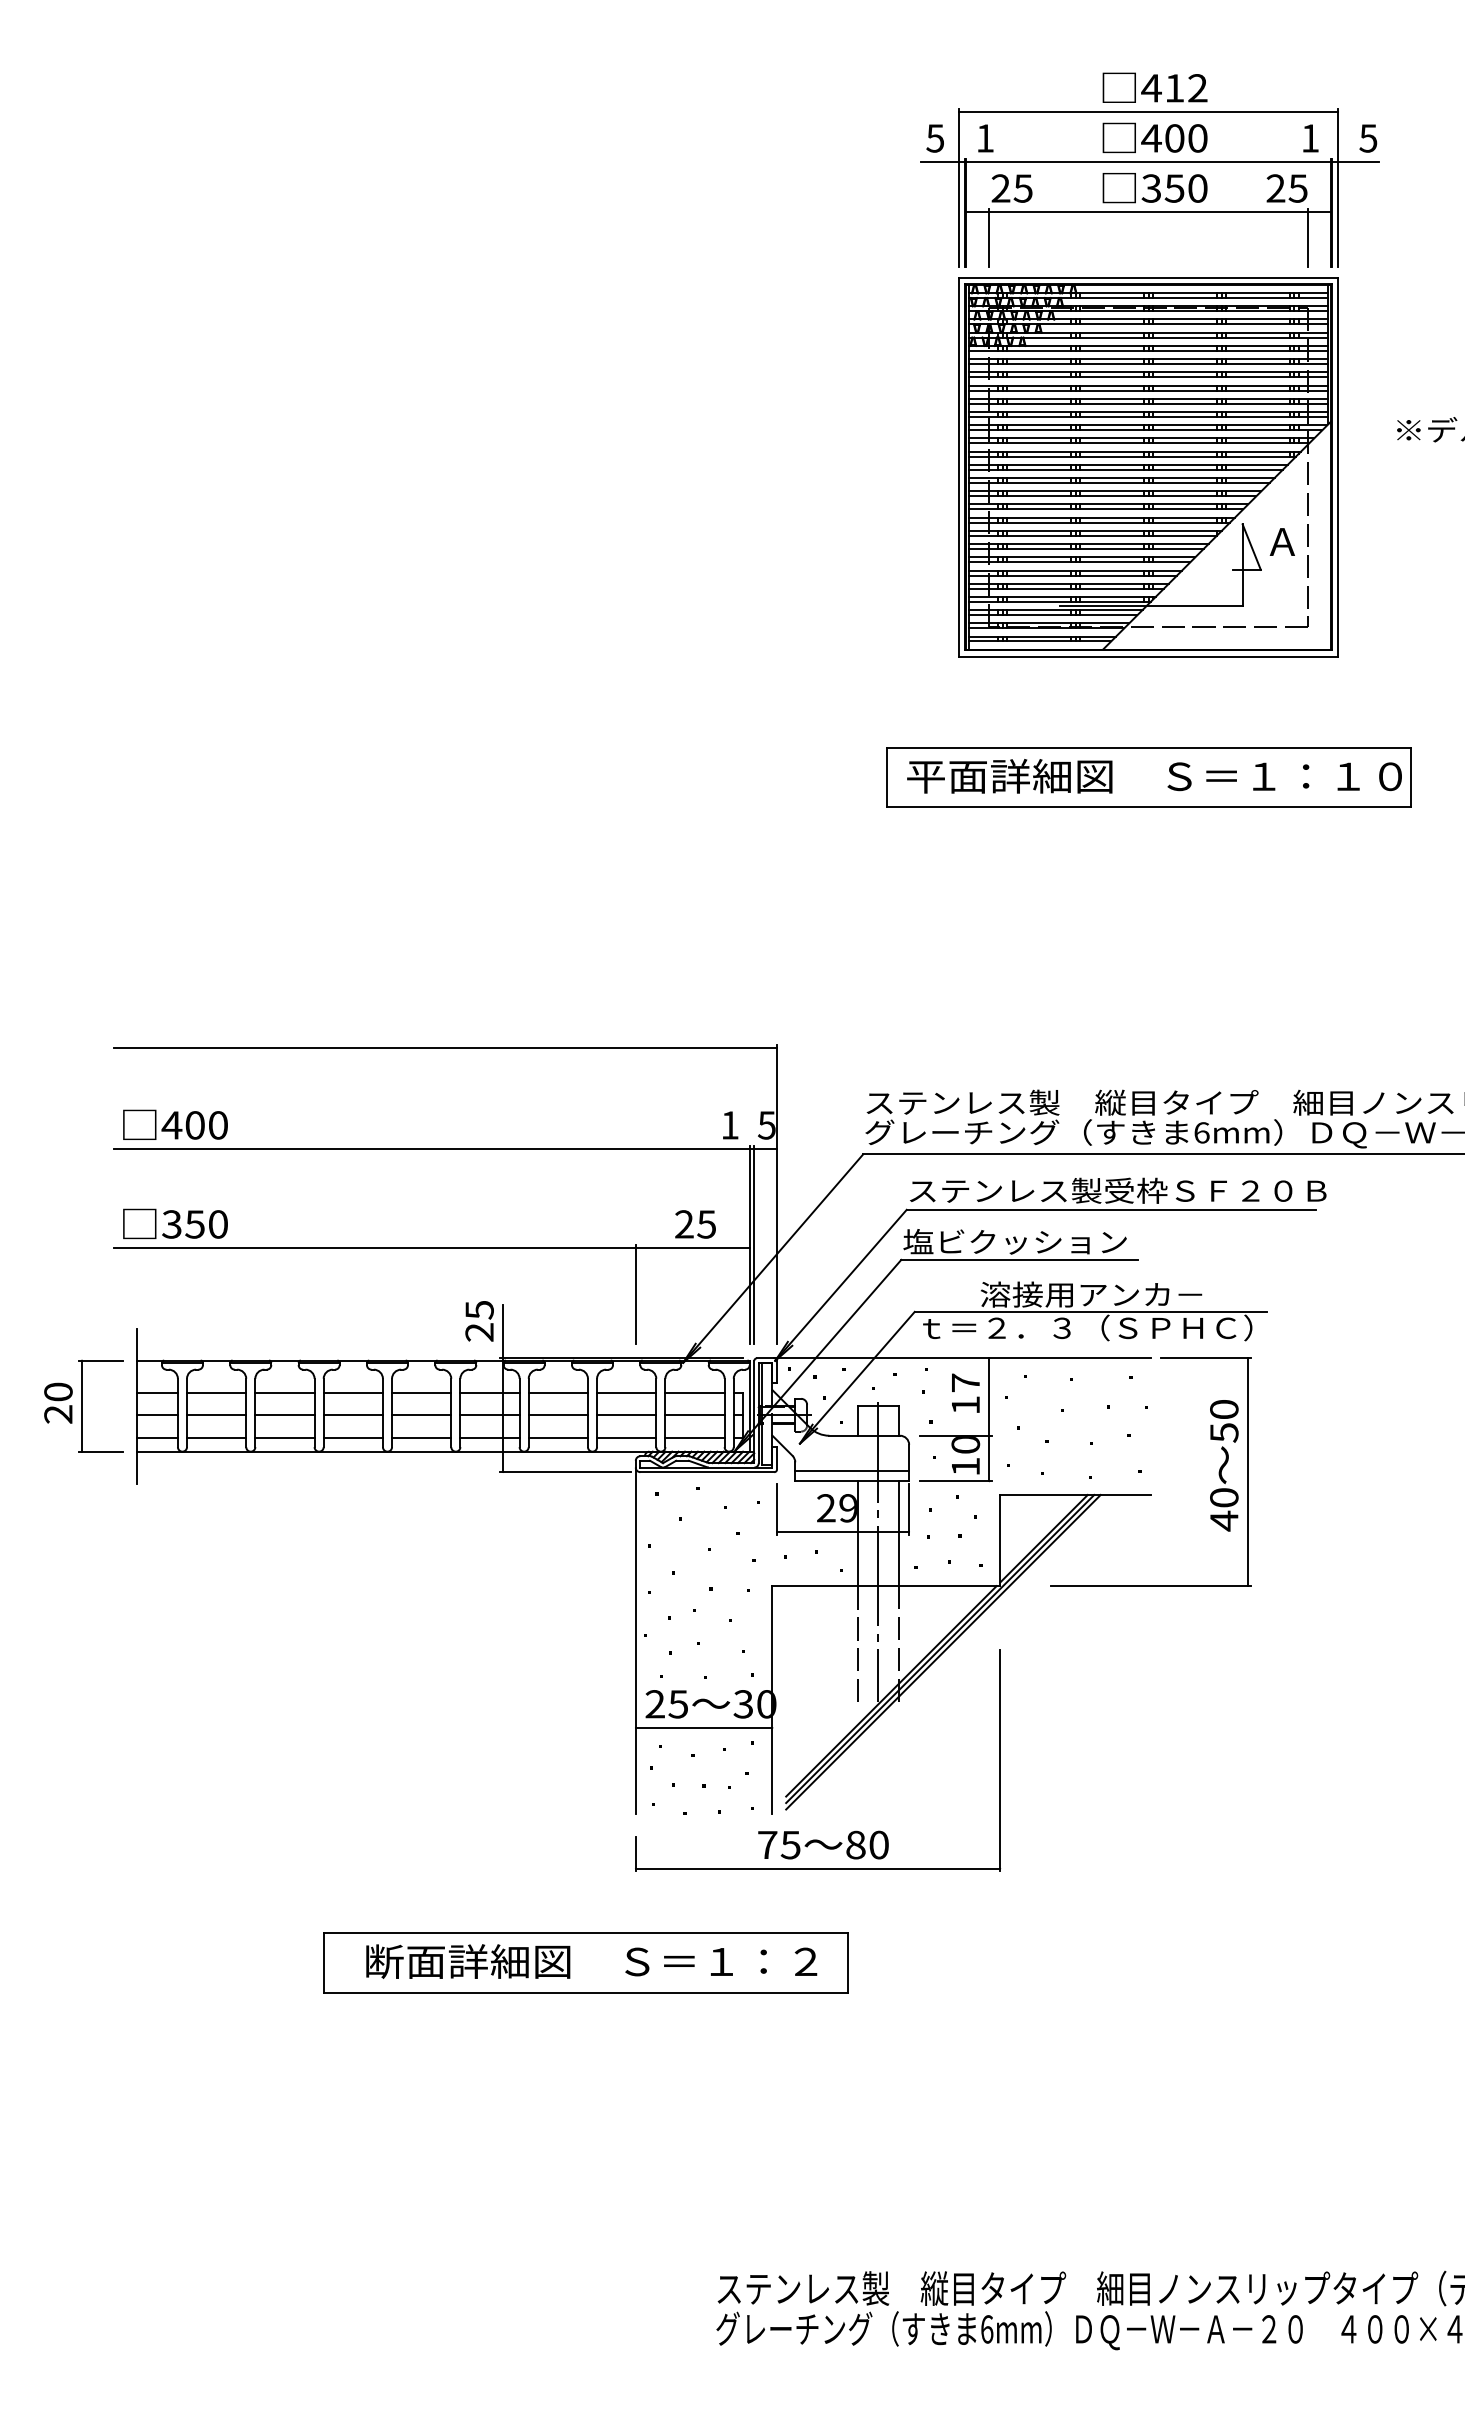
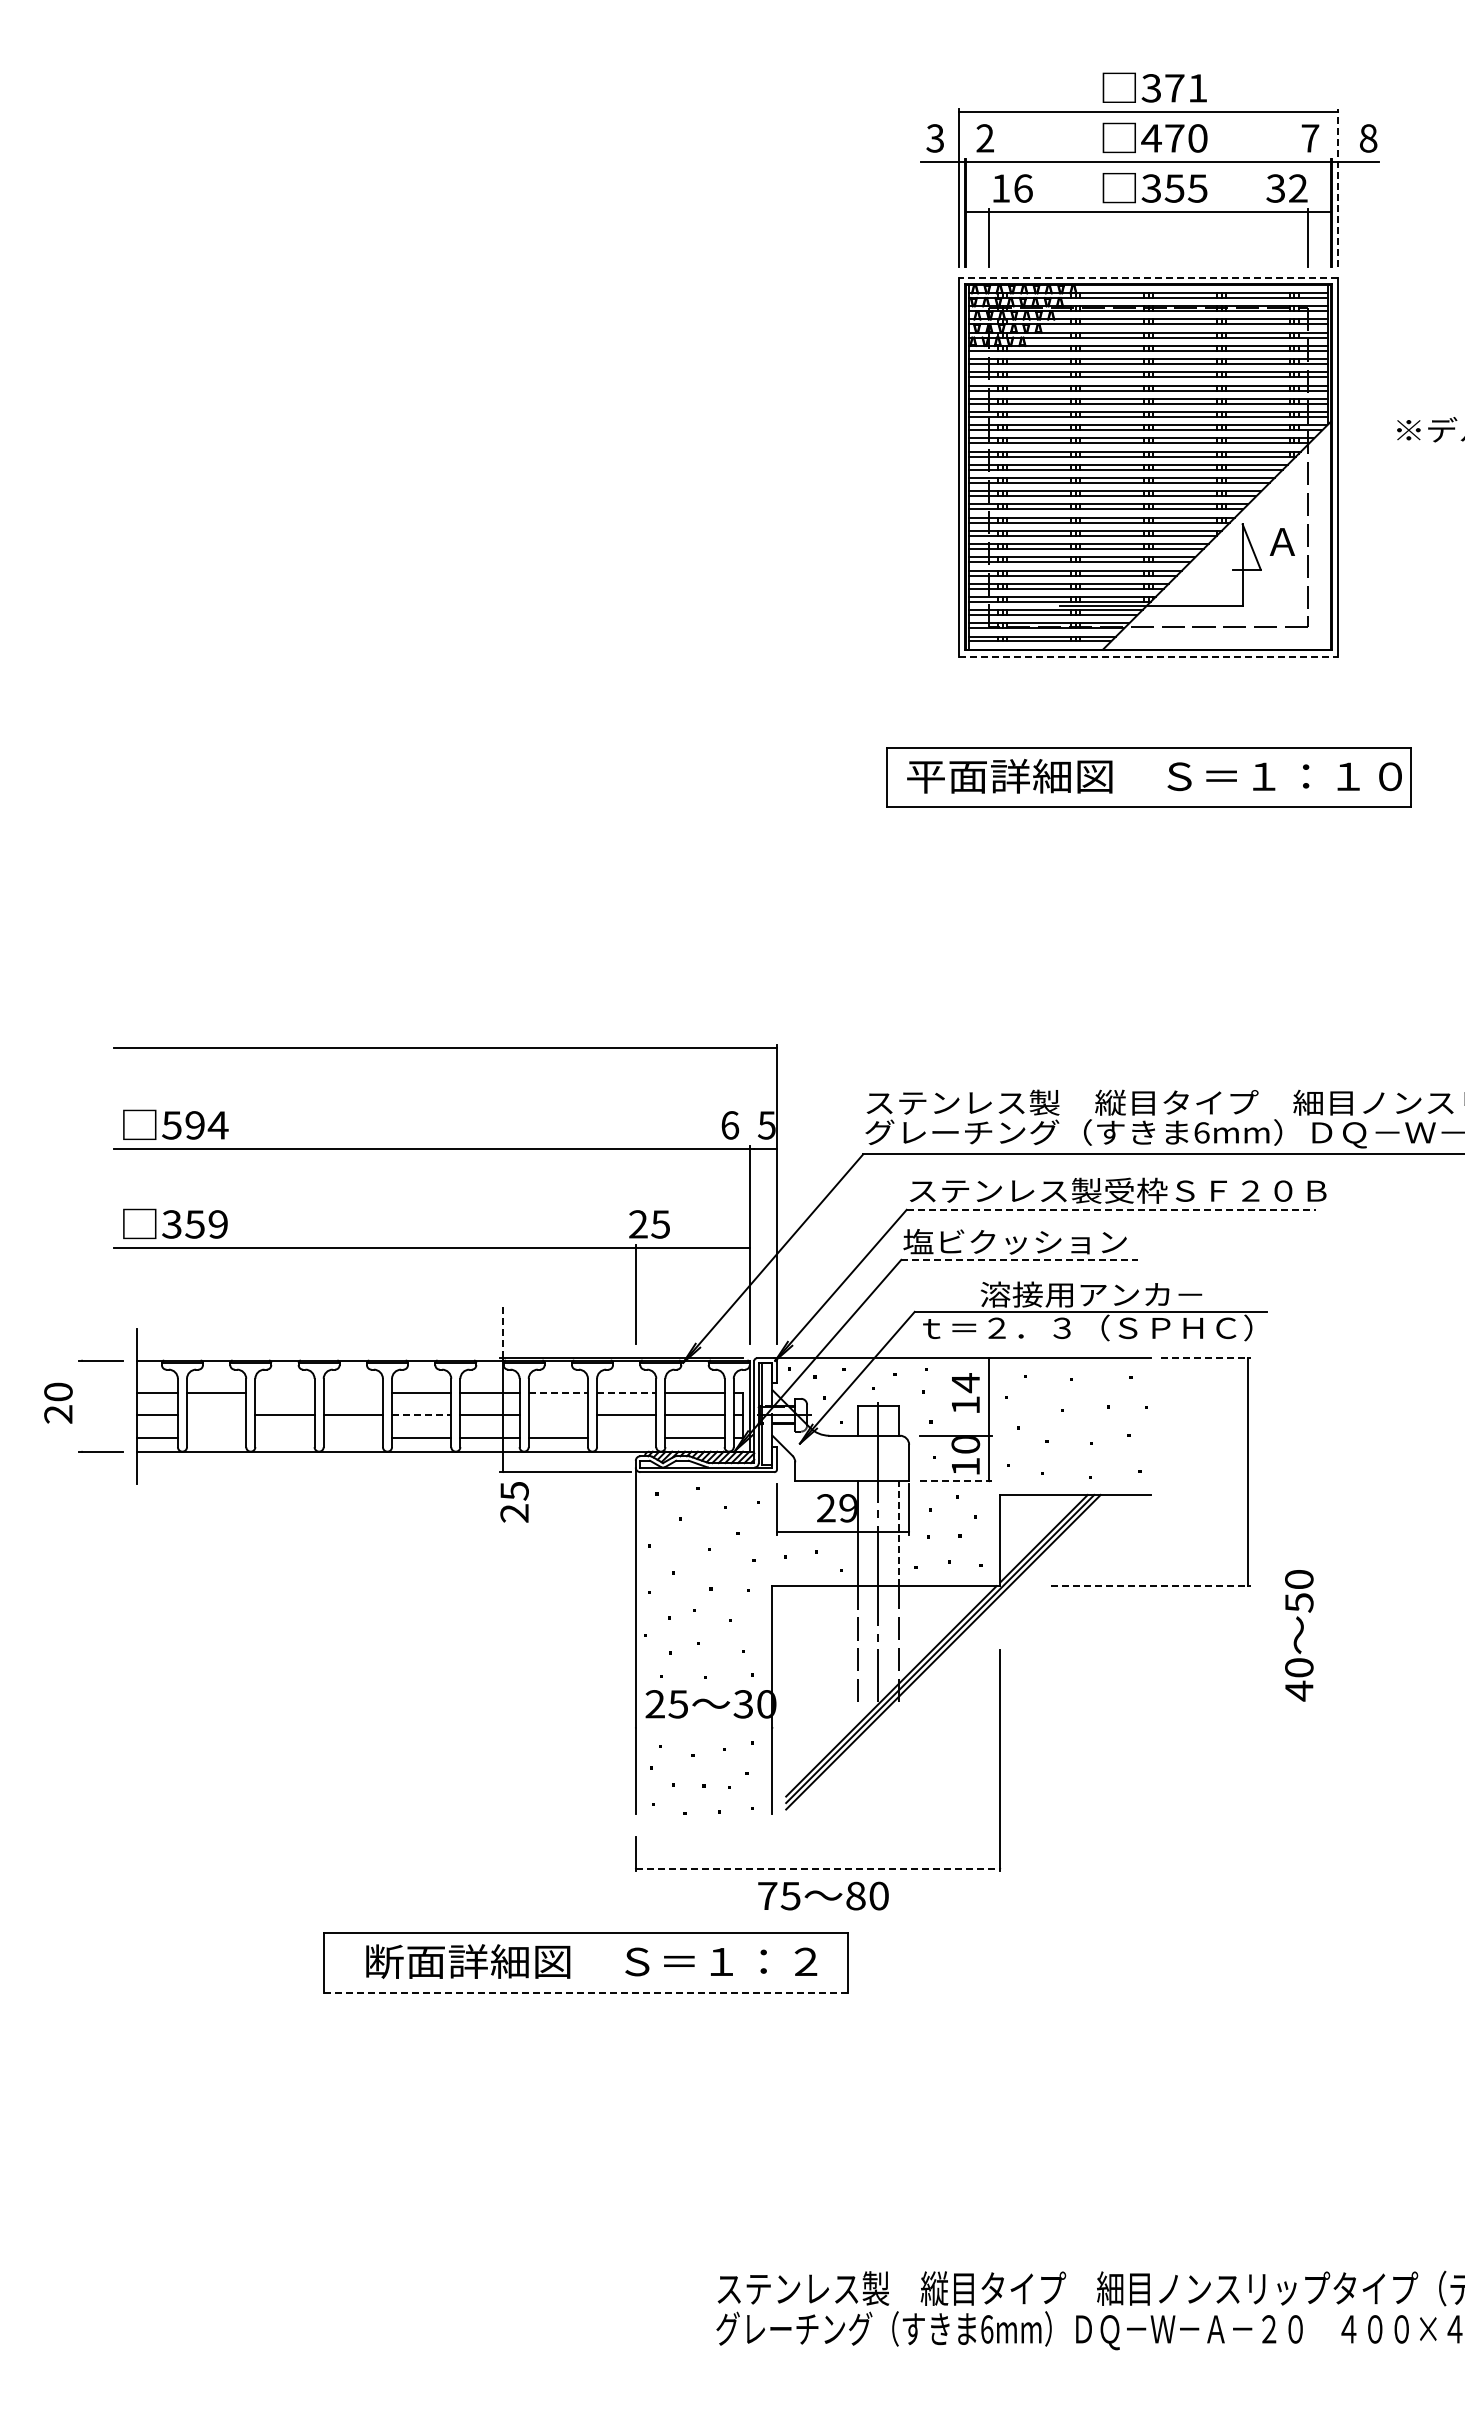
text: 412 -> 371 (1174, 88)
text: 5 -> 3 (934, 138)
text: 1 -> 2 (984, 138)
text: 400 -> 470 (1174, 138)
text: 1 -> 7 (1310, 138)
text: 5 -> 8 (1368, 138)
text: 25 -> 16 (1011, 188)
text: 350 -> 355 (1197, 188)
text: 25 -> 32 (1286, 188)
line: solid -> dashed (1338, 188)
line: solid -> dashed (1148, 277)
line: solid -> dashed (1148, 656)
text: 400 -> 594 (194, 1125)
text: 1 -> 6 (730, 1125)
line: solid -> dashed (1111, 1209)
text: 350 -> 359 (217, 1224)
text position: (695, 1224) -> (649, 1224) (649, 1224)
line: present -> none (754, 1245)
line: solid -> dashed (1020, 1259)
text position: (479, 1321) -> (514, 1502) (514, 1502)
line: solid -> dashed (503, 1331)
line: solid -> dashed (1205, 1358)
text: 17 -> 14 (965, 1383)
line: present -> none (284, 1392)
line: present -> none (352, 1392)
line: solid -> dashed (558, 1392)
line: solid -> dashed (626, 1392)
line: present -> none (82, 1405)
line: present -> none (216, 1415)
line: solid -> dashed (421, 1415)
line: present -> none (557, 1415)
line: present -> none (216, 1437)
line: present -> none (284, 1437)
line: present -> none (352, 1437)
line: present -> none (626, 1437)
text position: (1224, 1465) -> (1299, 1635) (1299, 1635)
line: present -> none (852, 1470)
line: solid -> dashed (956, 1481)
line: solid -> dashed (898, 1533)
line: solid -> dashed (1150, 1586)
line: present -> none (703, 1727)
text position: (823, 1844) -> (823, 1895) (823, 1895)
line: solid -> dashed (818, 1868)
line: solid -> dashed (586, 1992)
